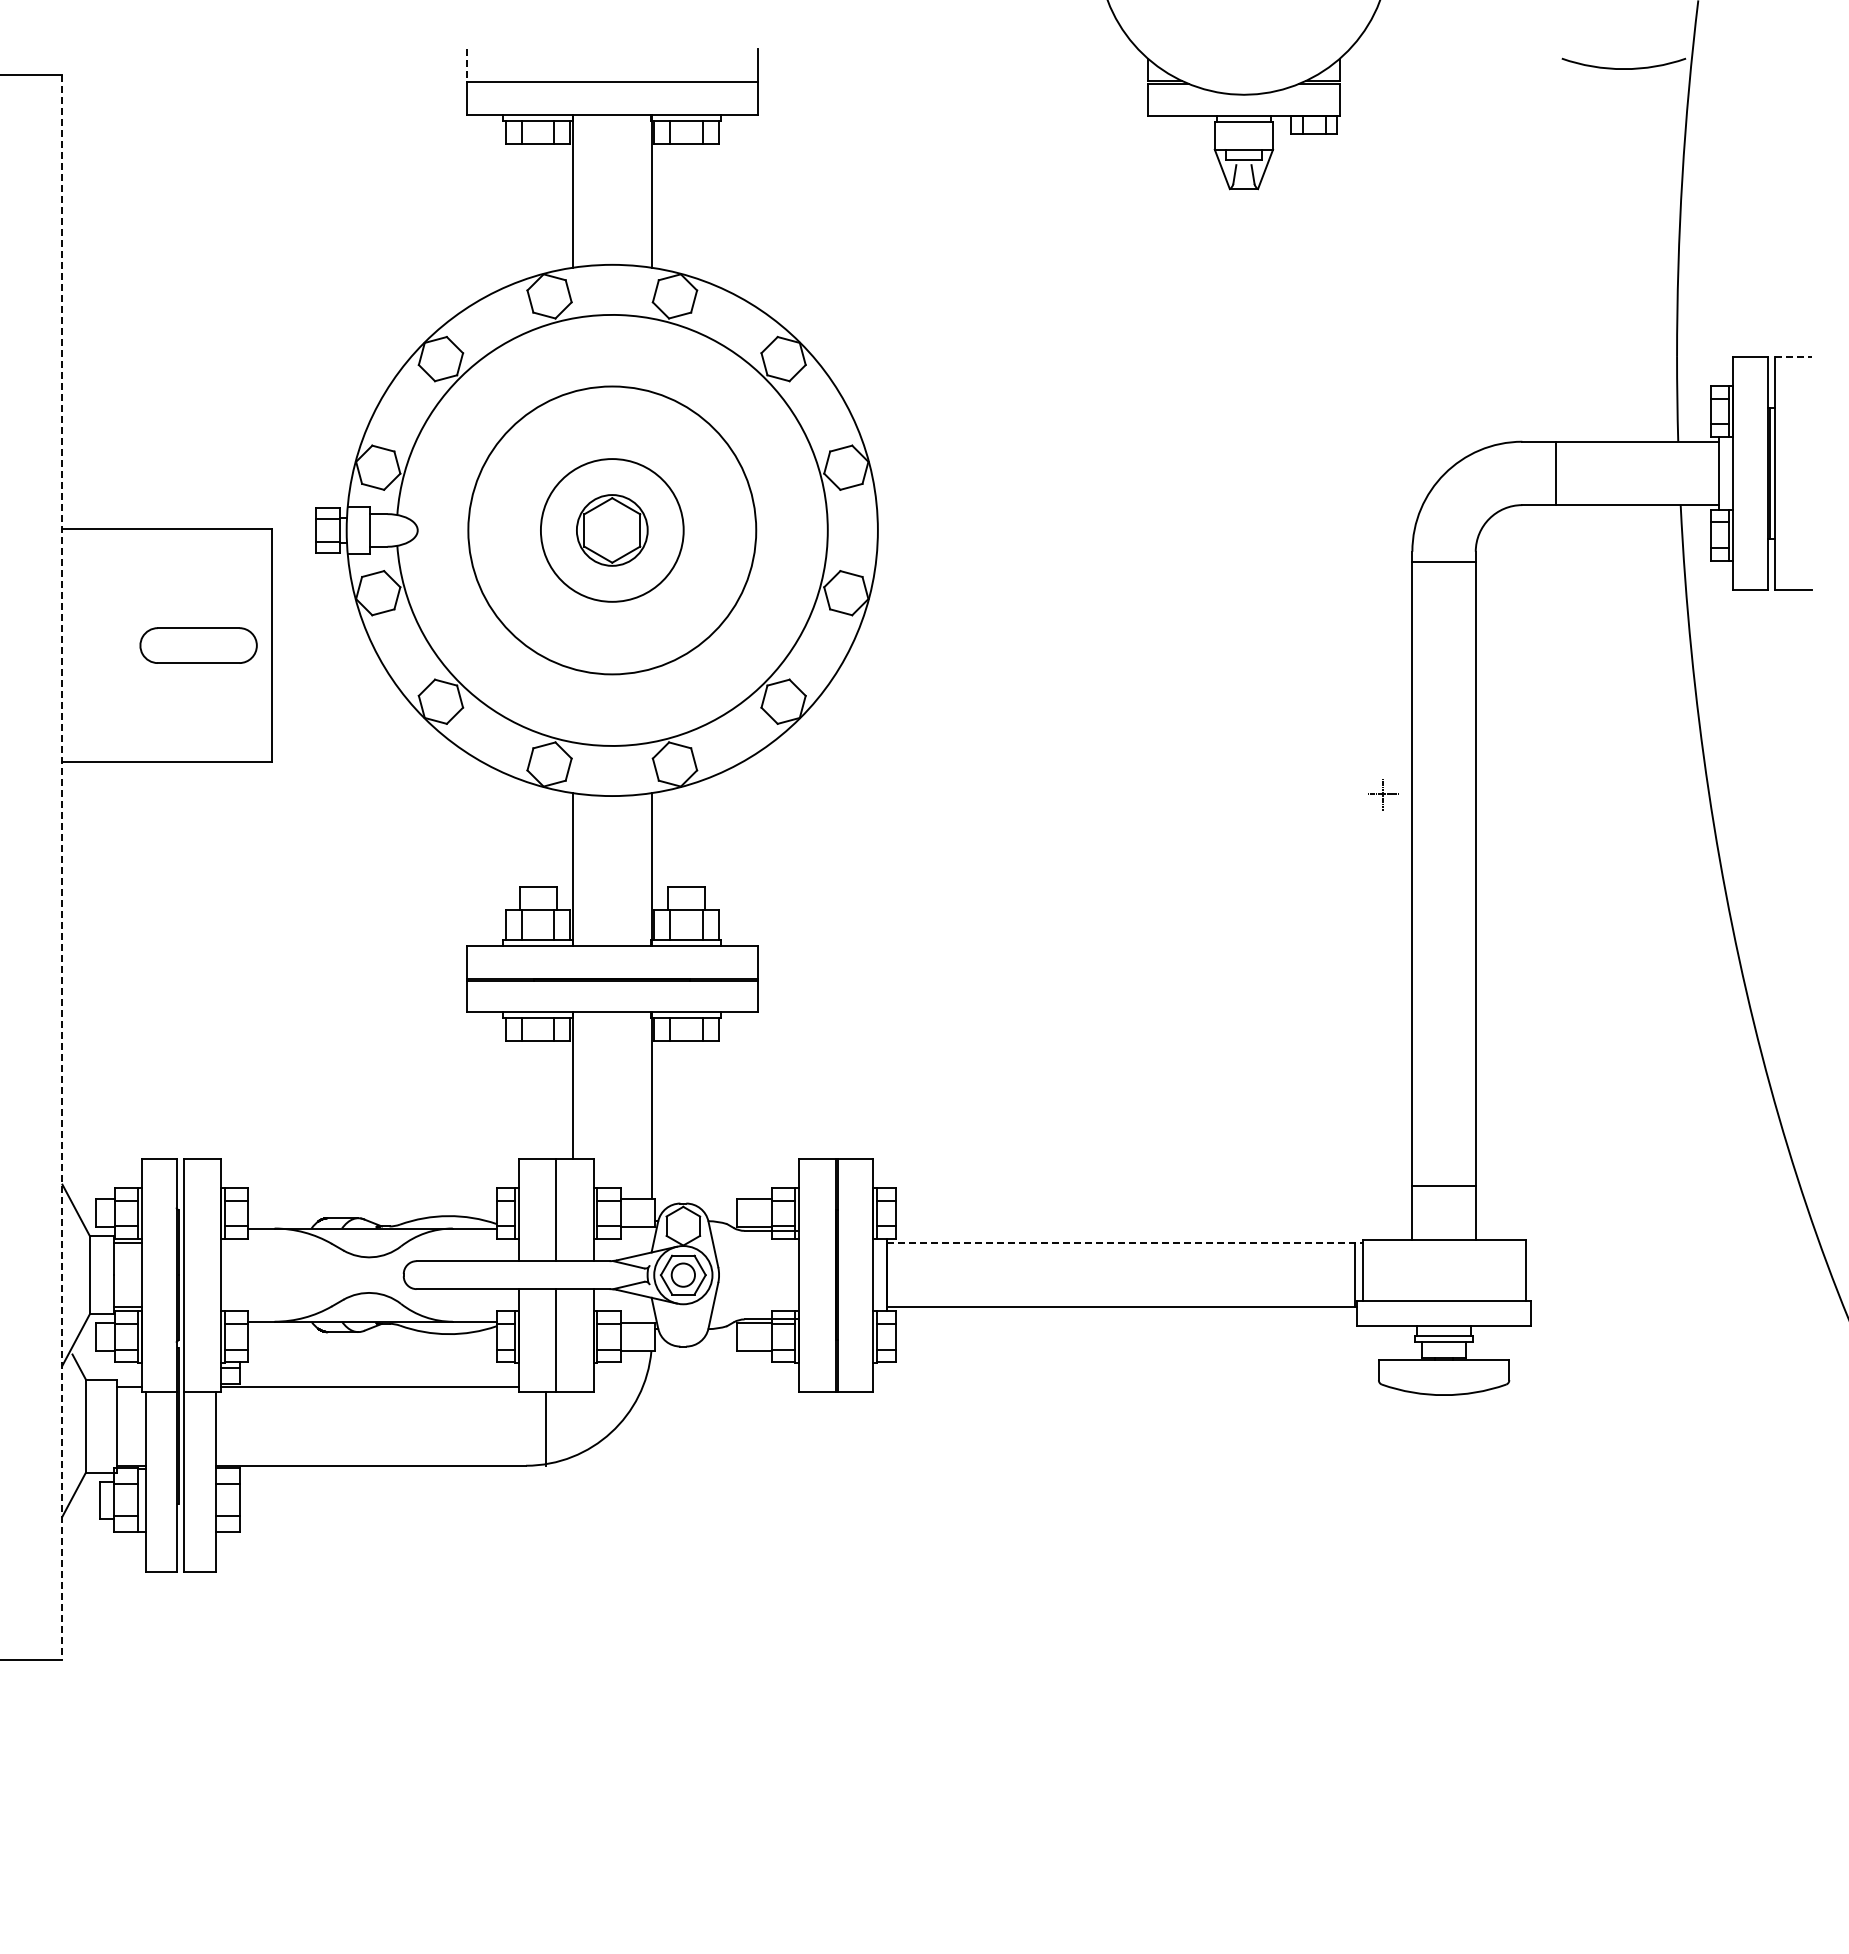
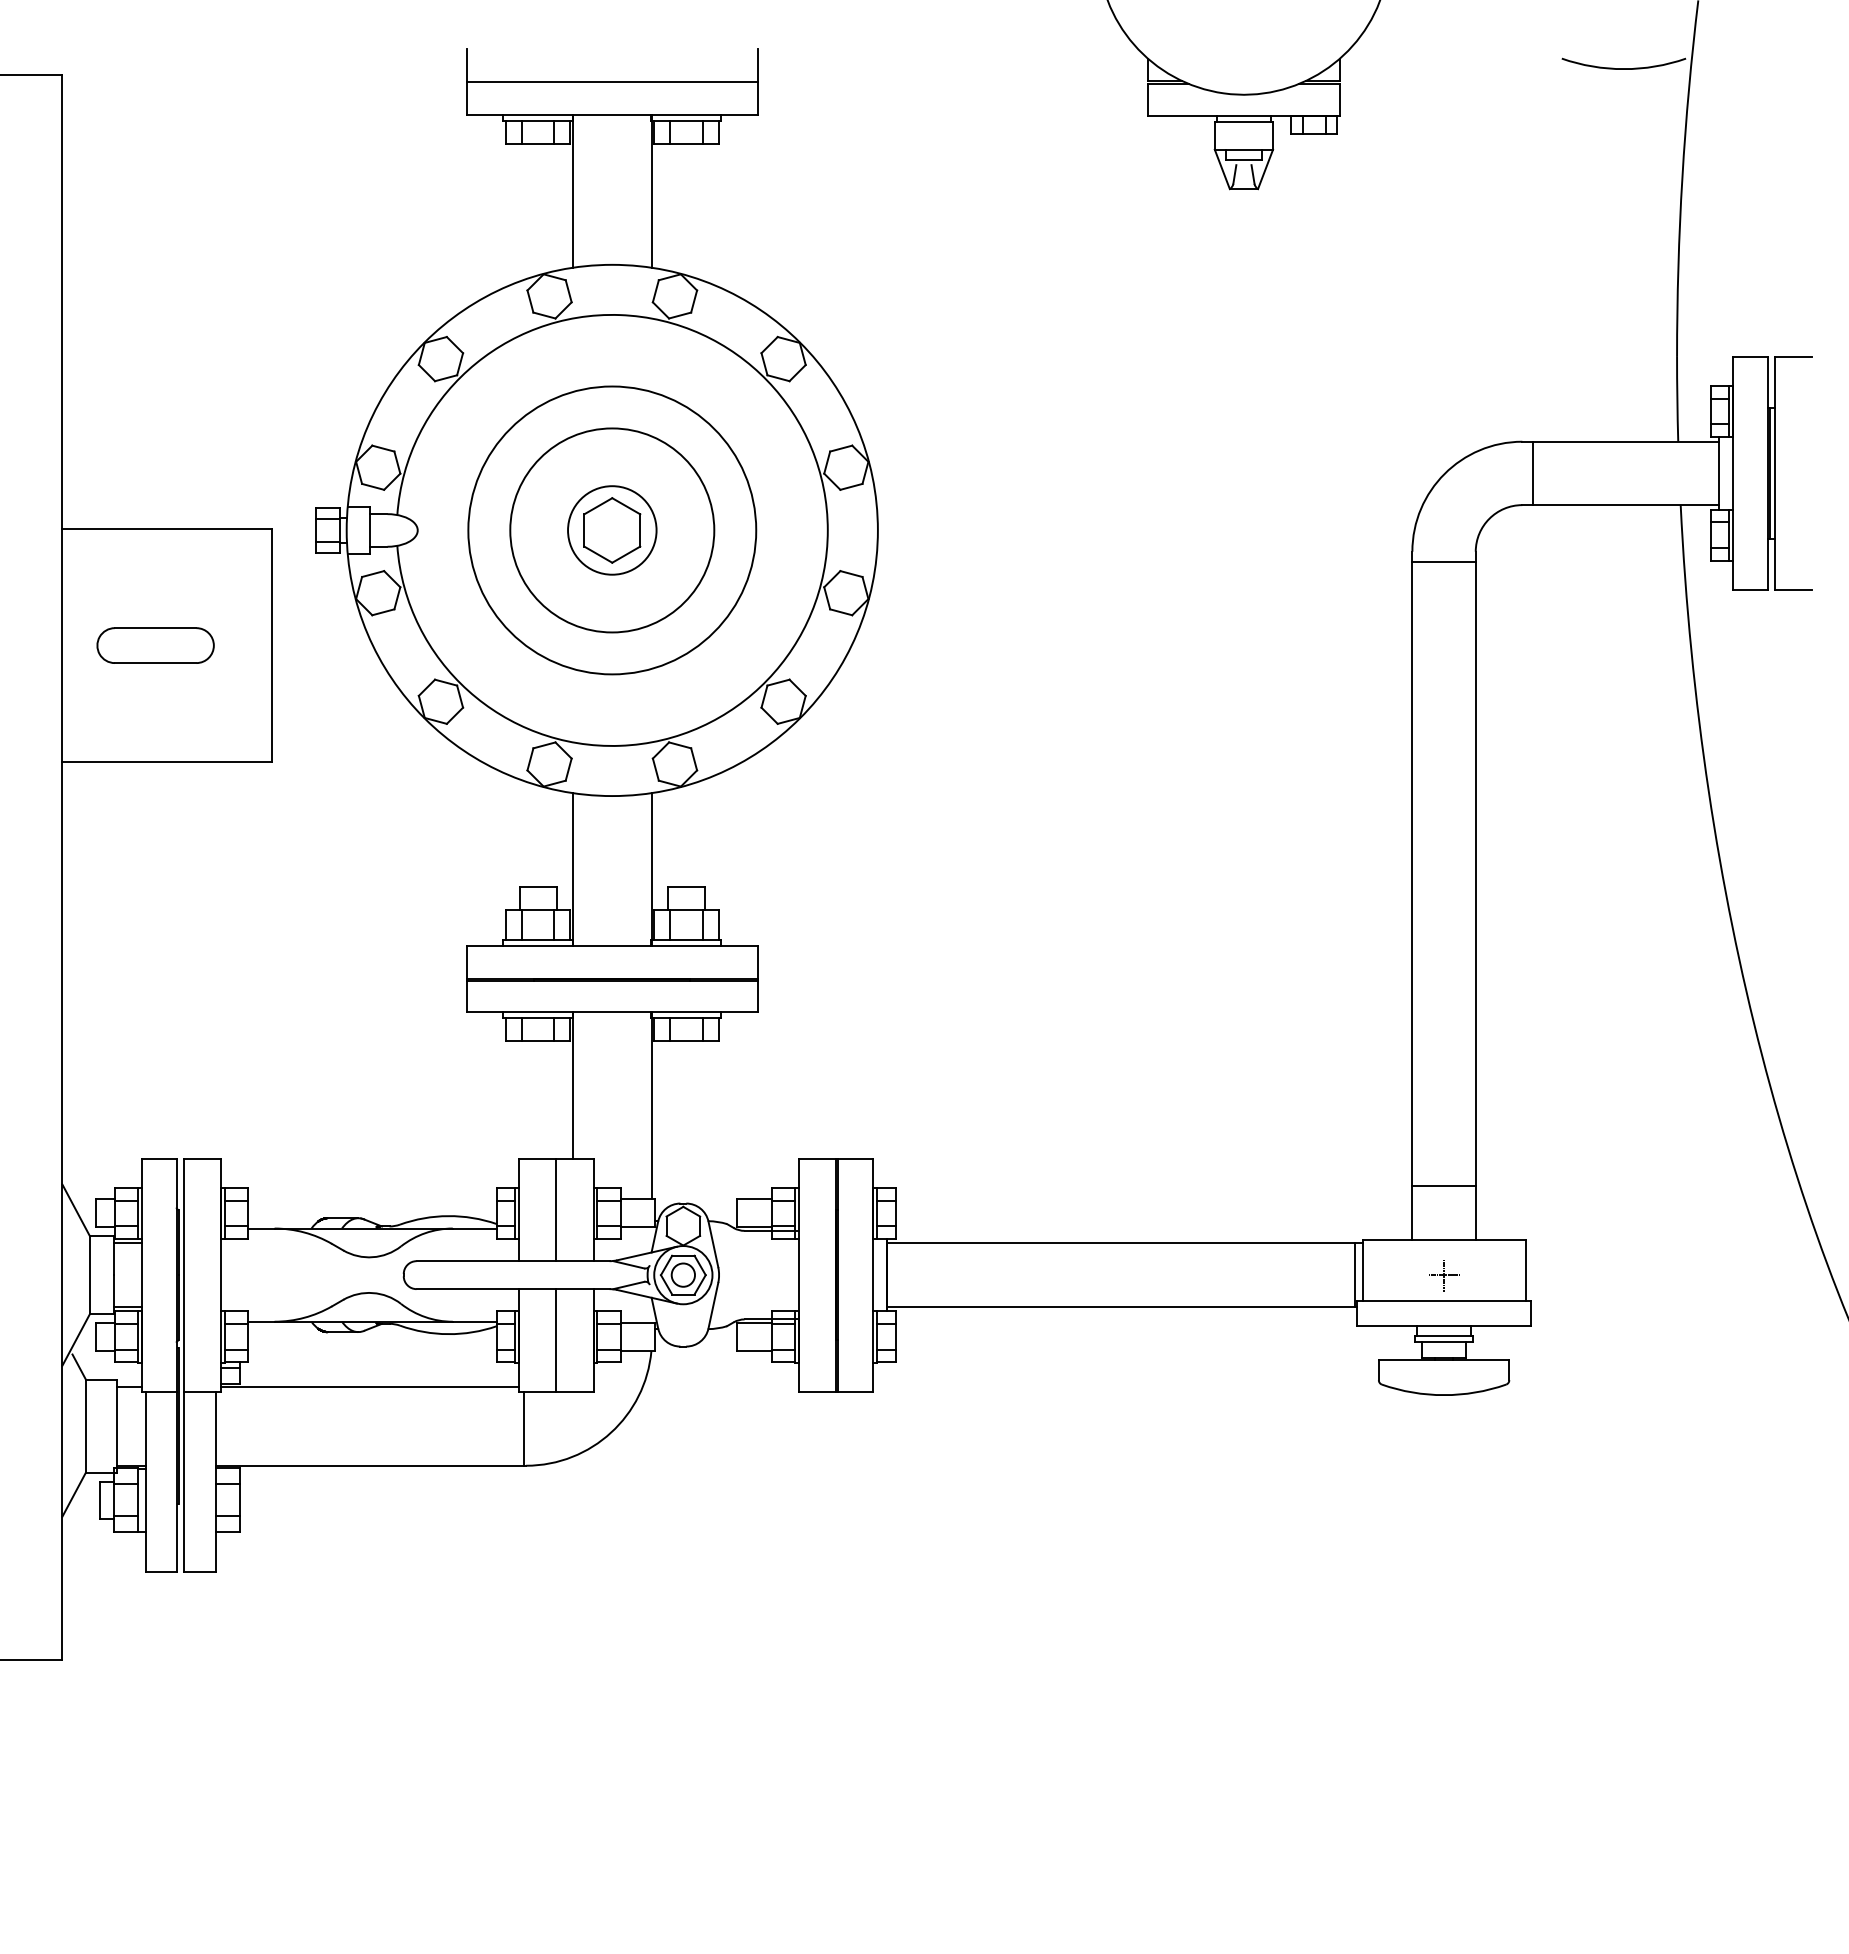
line: dashed -> solid (466, 66)
line: dashed -> solid (1793, 356)
line position: (1555, 473) -> (1532, 473) (1532, 473)
circle diameter: 143 px -> 204 px (612, 530)
circle diameter: 71 px -> 89 px (612, 530)
part position: (198, 645) -> (155, 645) (155, 645)
part position: (1383, 794) -> (1444, 1275) (1444, 1275)
line: dashed -> solid (62, 867)
line: dashed -> solid (1124, 1243)
line position: (545, 1428) -> (523, 1428) (523, 1428)
